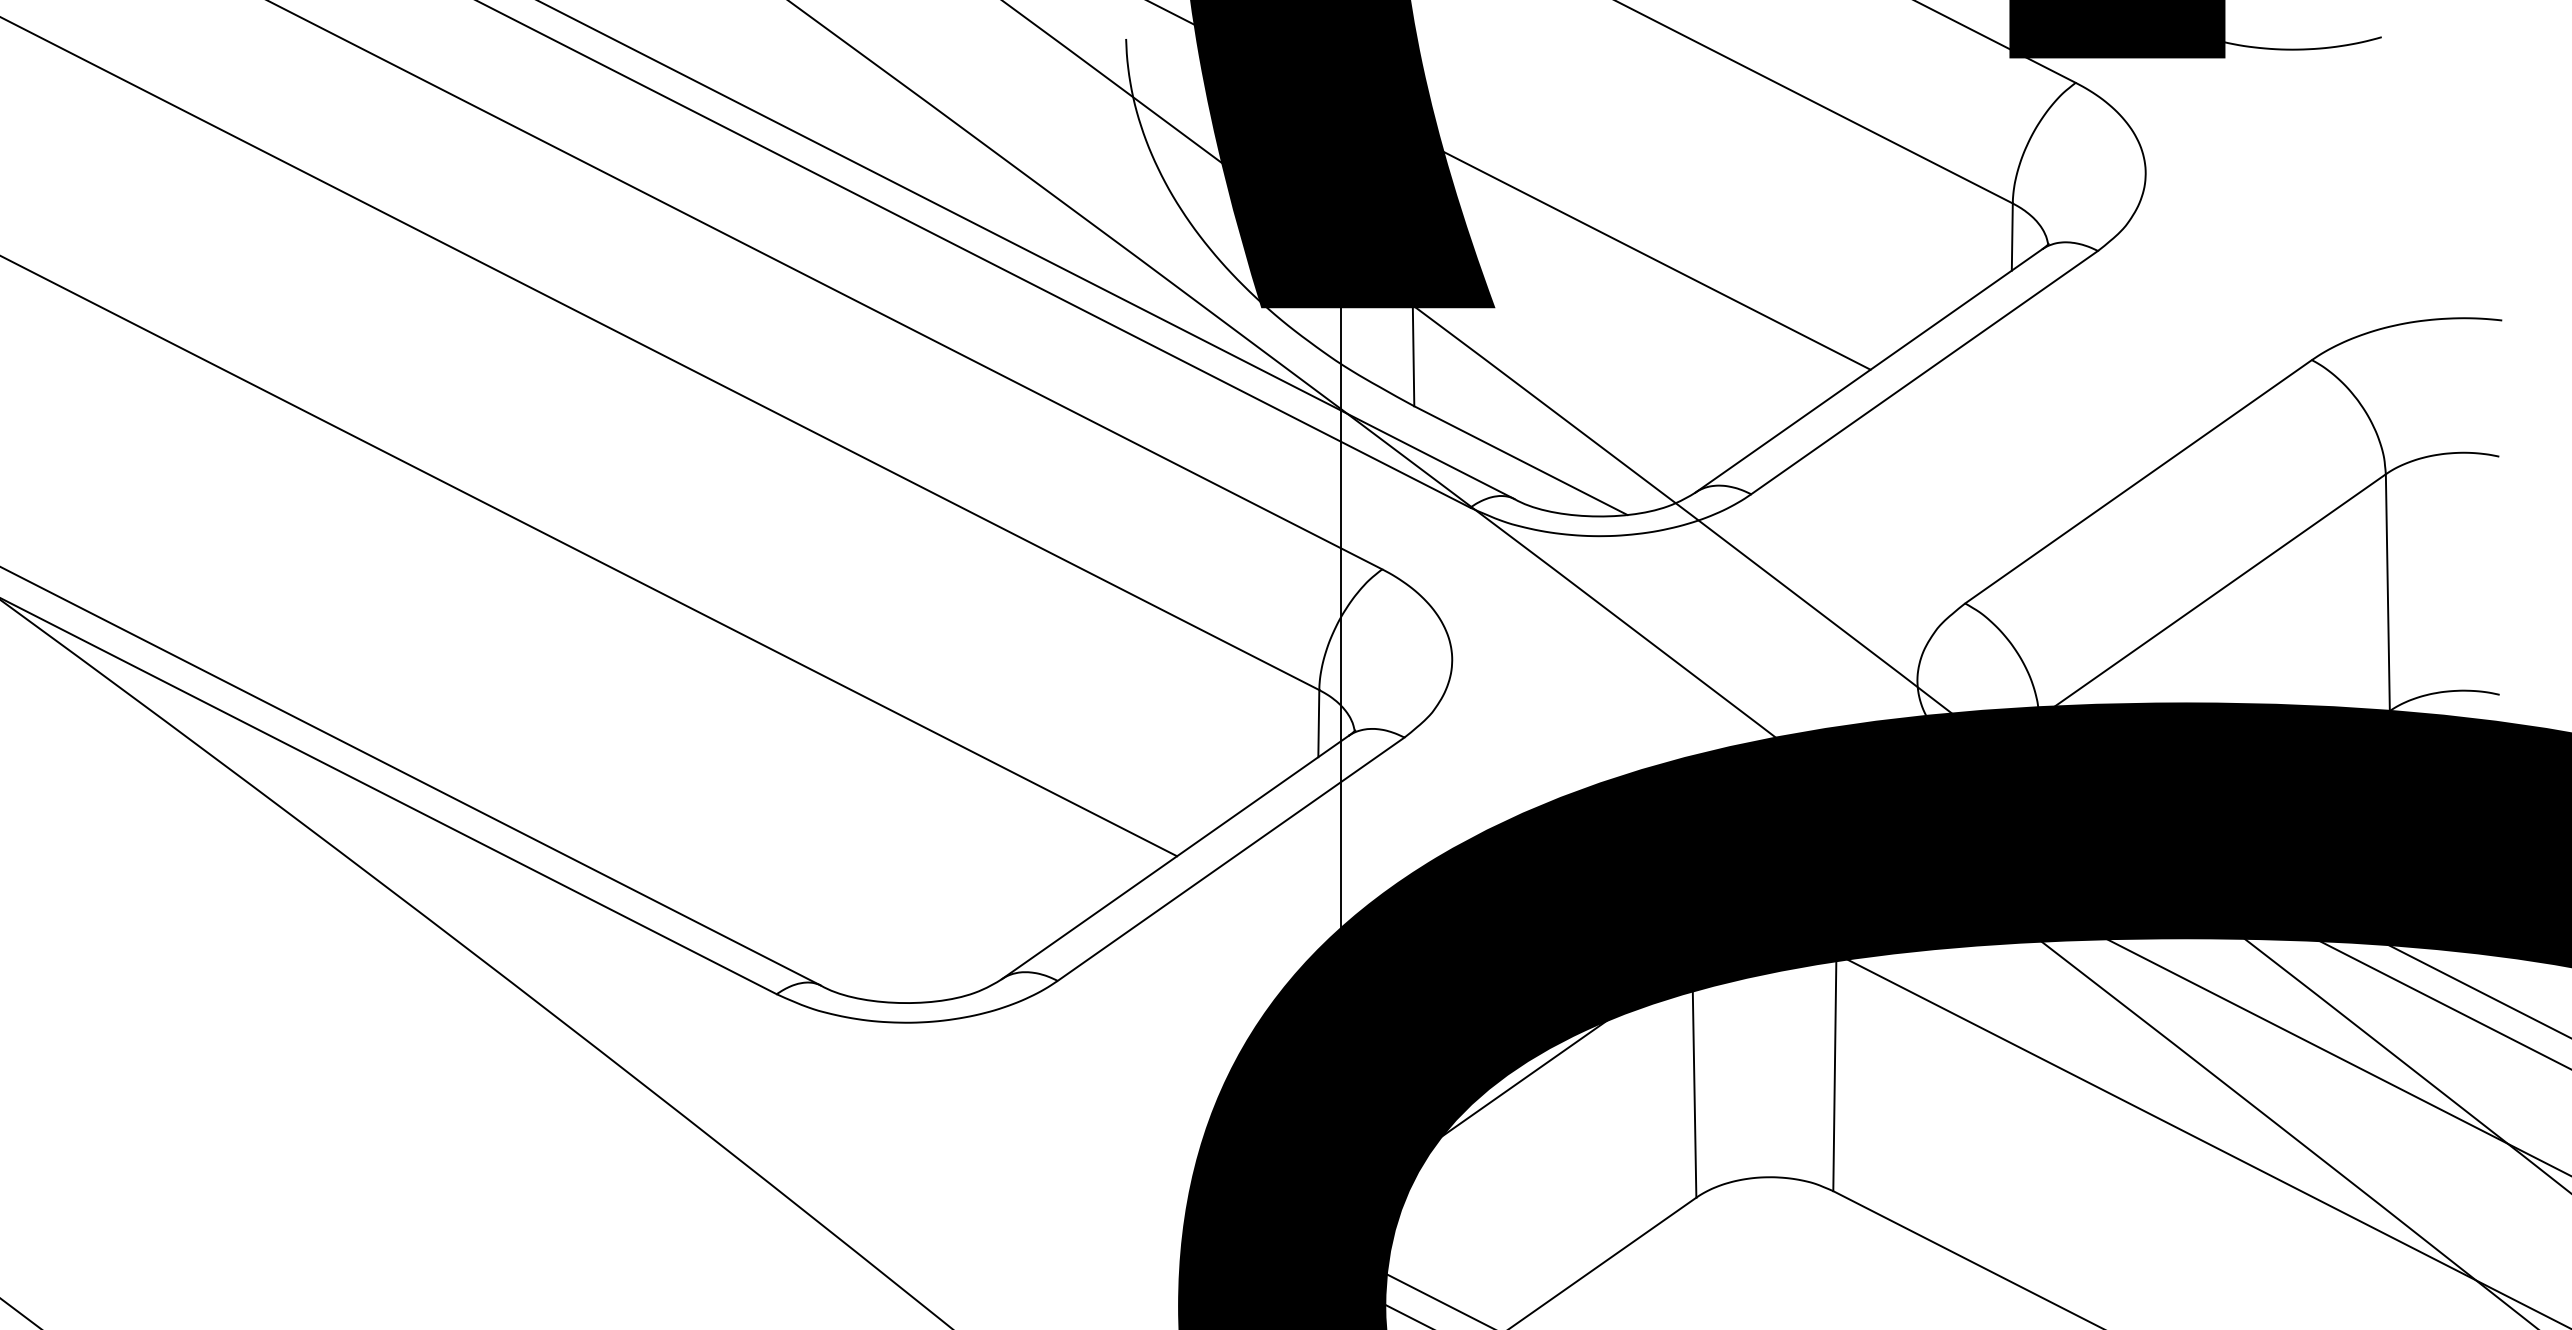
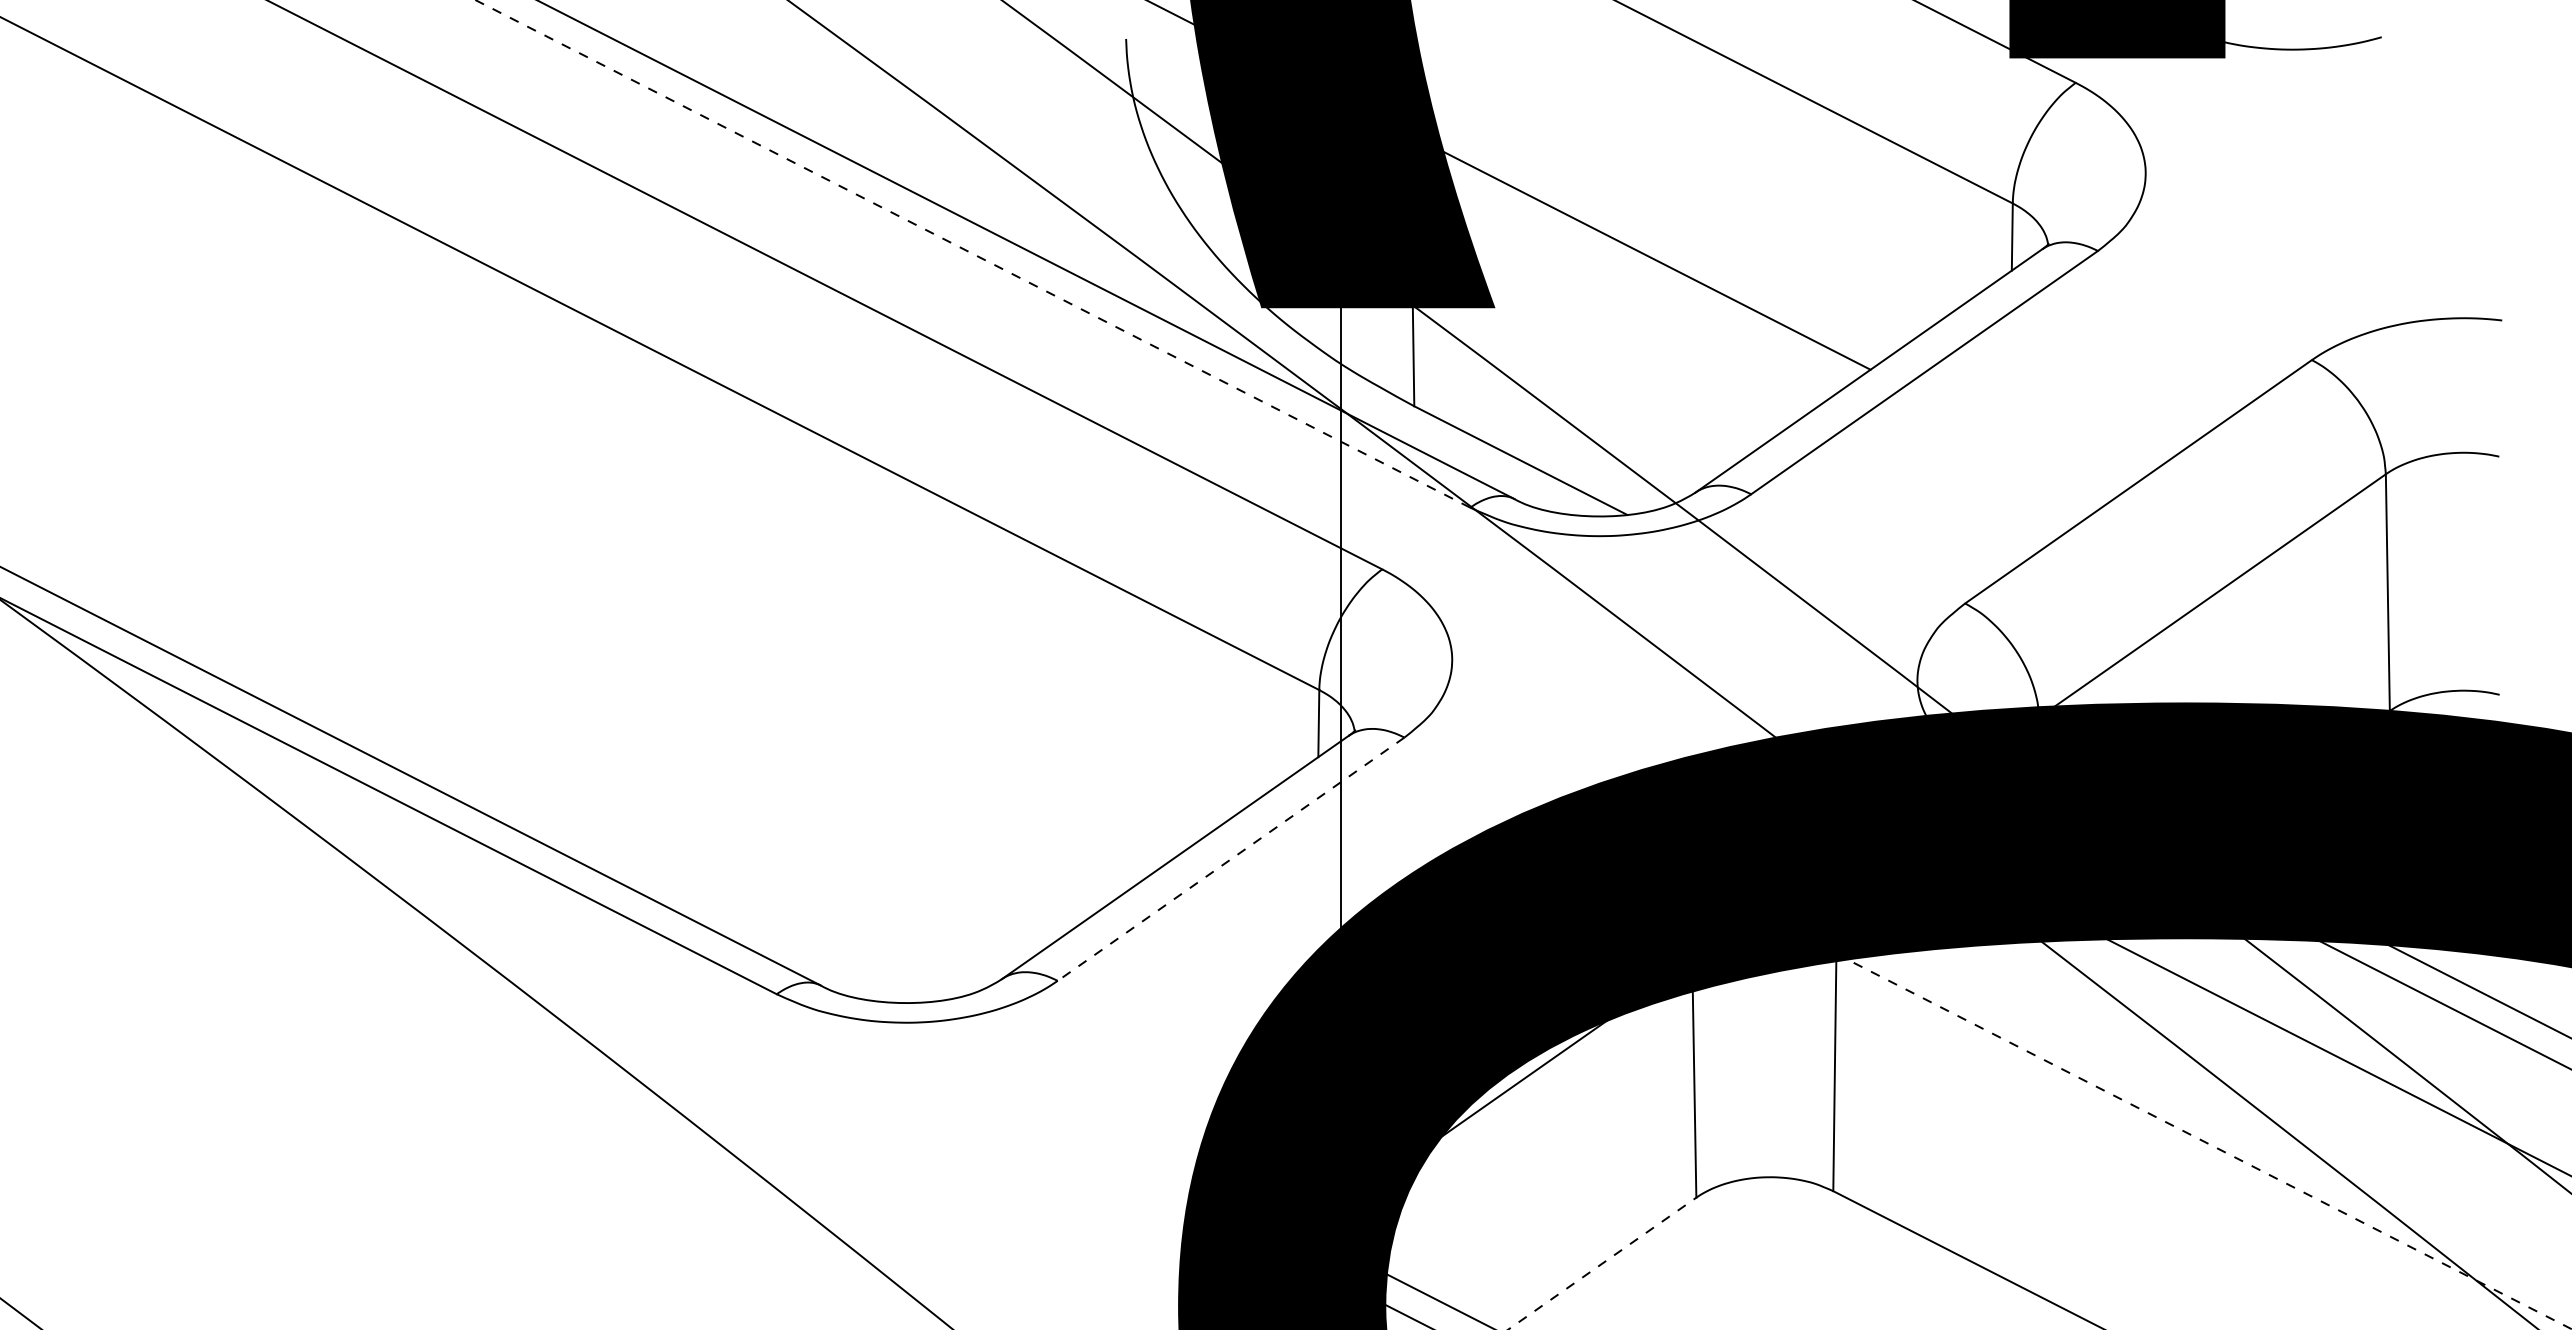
line: solid -> dashed (972, 253)
line: present -> none (589, 556)
line: solid -> dashed (1231, 859)
line: solid -> dashed (2204, 1141)
line: solid -> dashed (1602, 1263)
